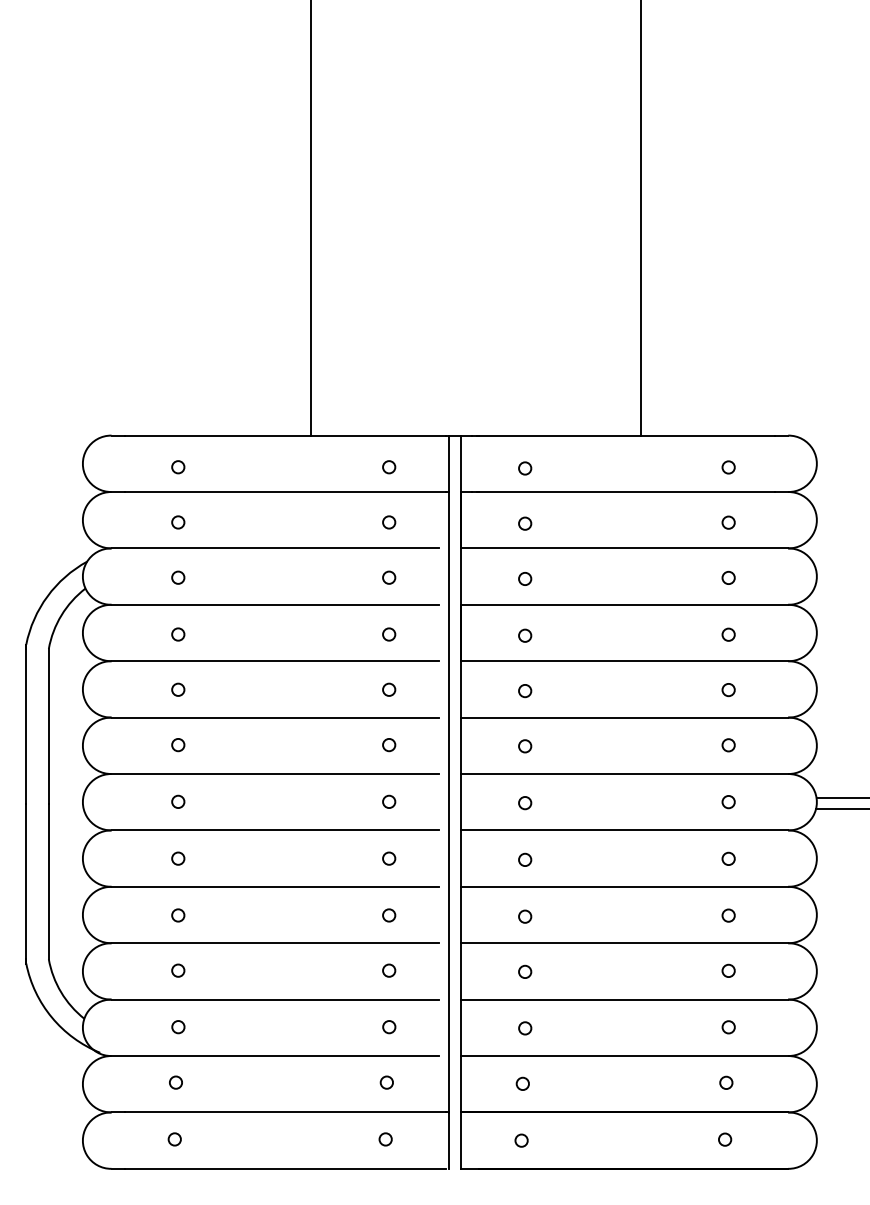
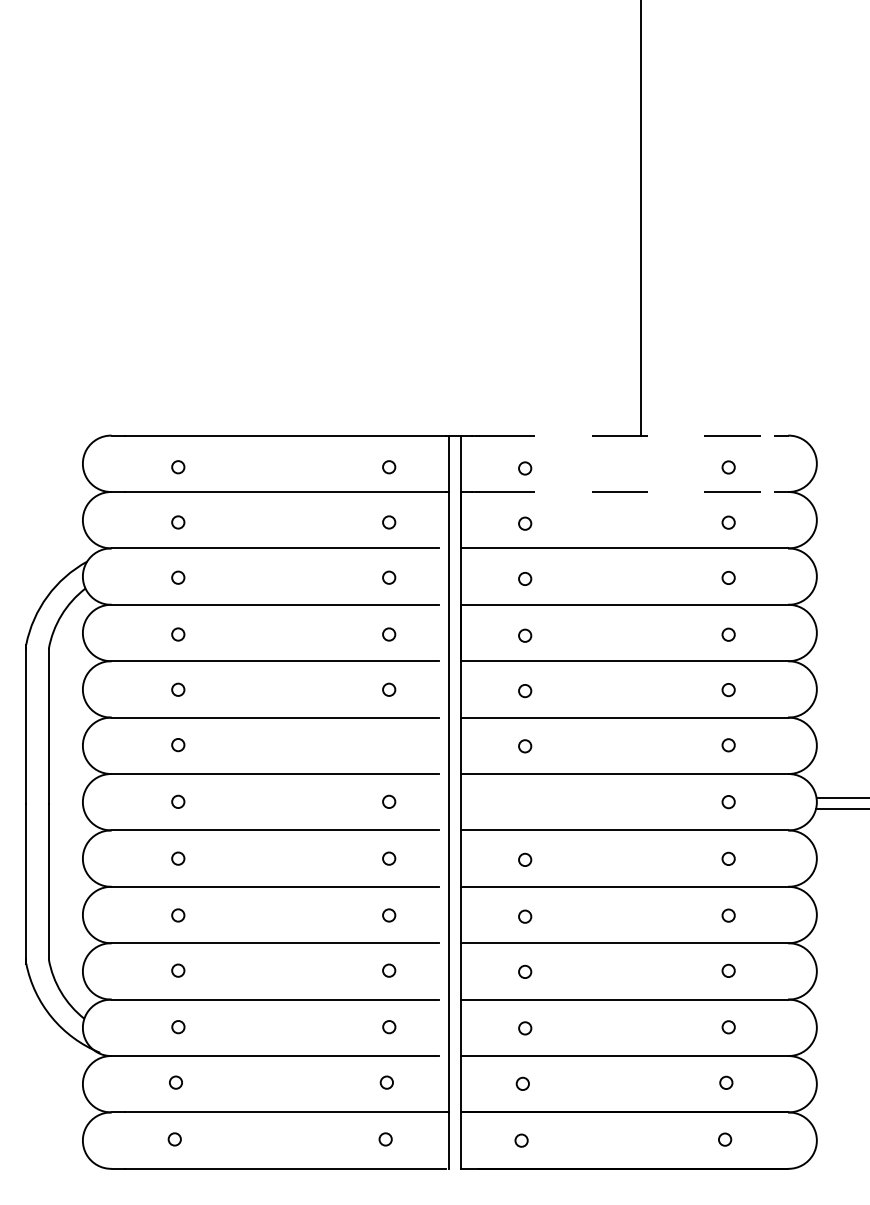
line: present -> none (311, 219)
line: solid -> dashed (627, 435)
line: solid -> dashed (627, 492)
circle: present -> none (389, 745)
circle: present -> none (525, 803)
